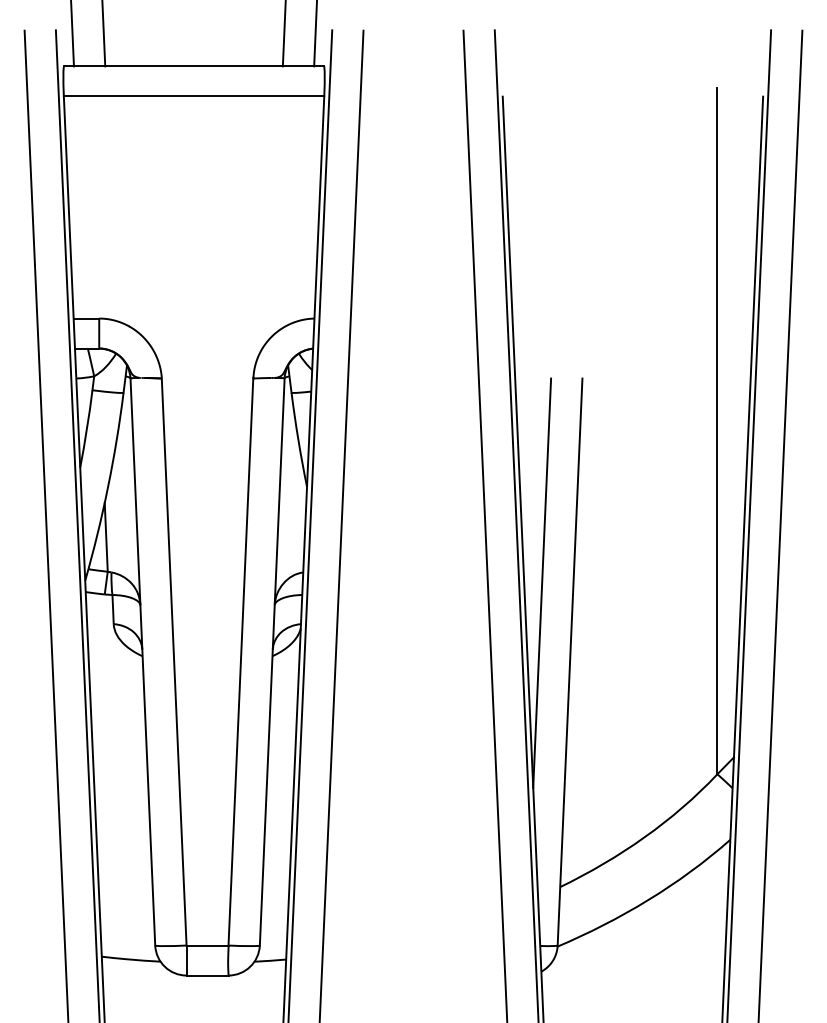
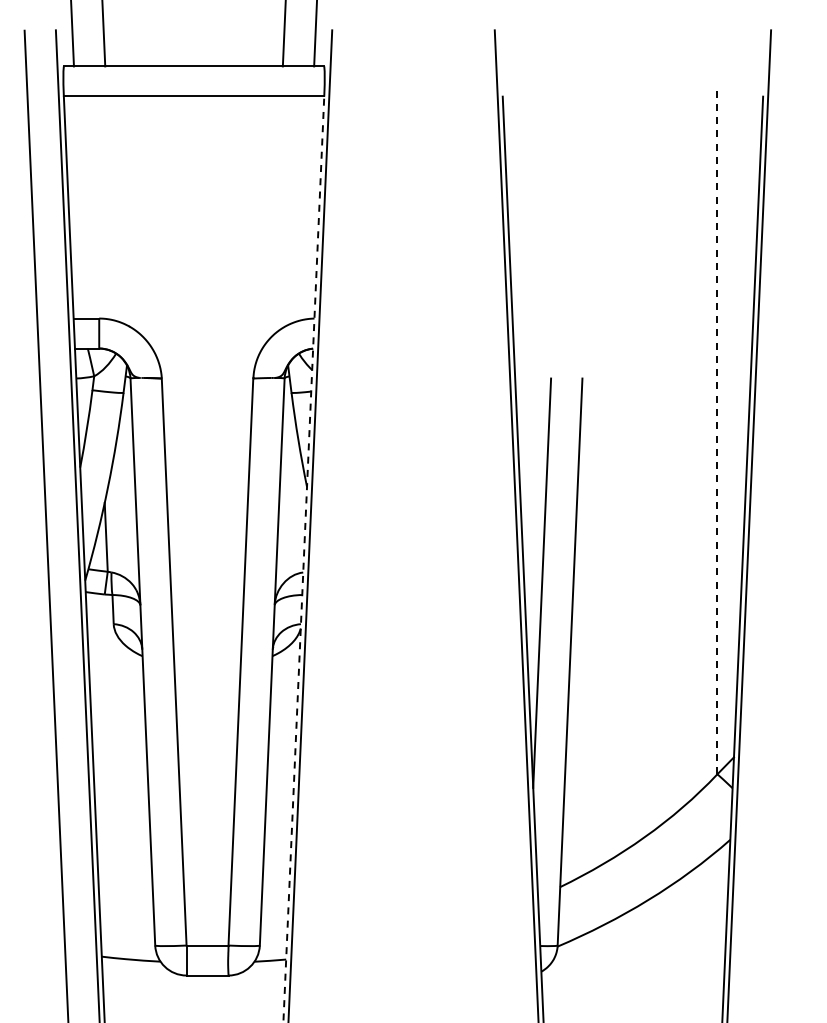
line: solid -> dashed (717, 430)
line: present -> none (341, 524)
line: present -> none (485, 524)
line: present -> none (780, 524)
line: solid -> dashed (303, 559)
